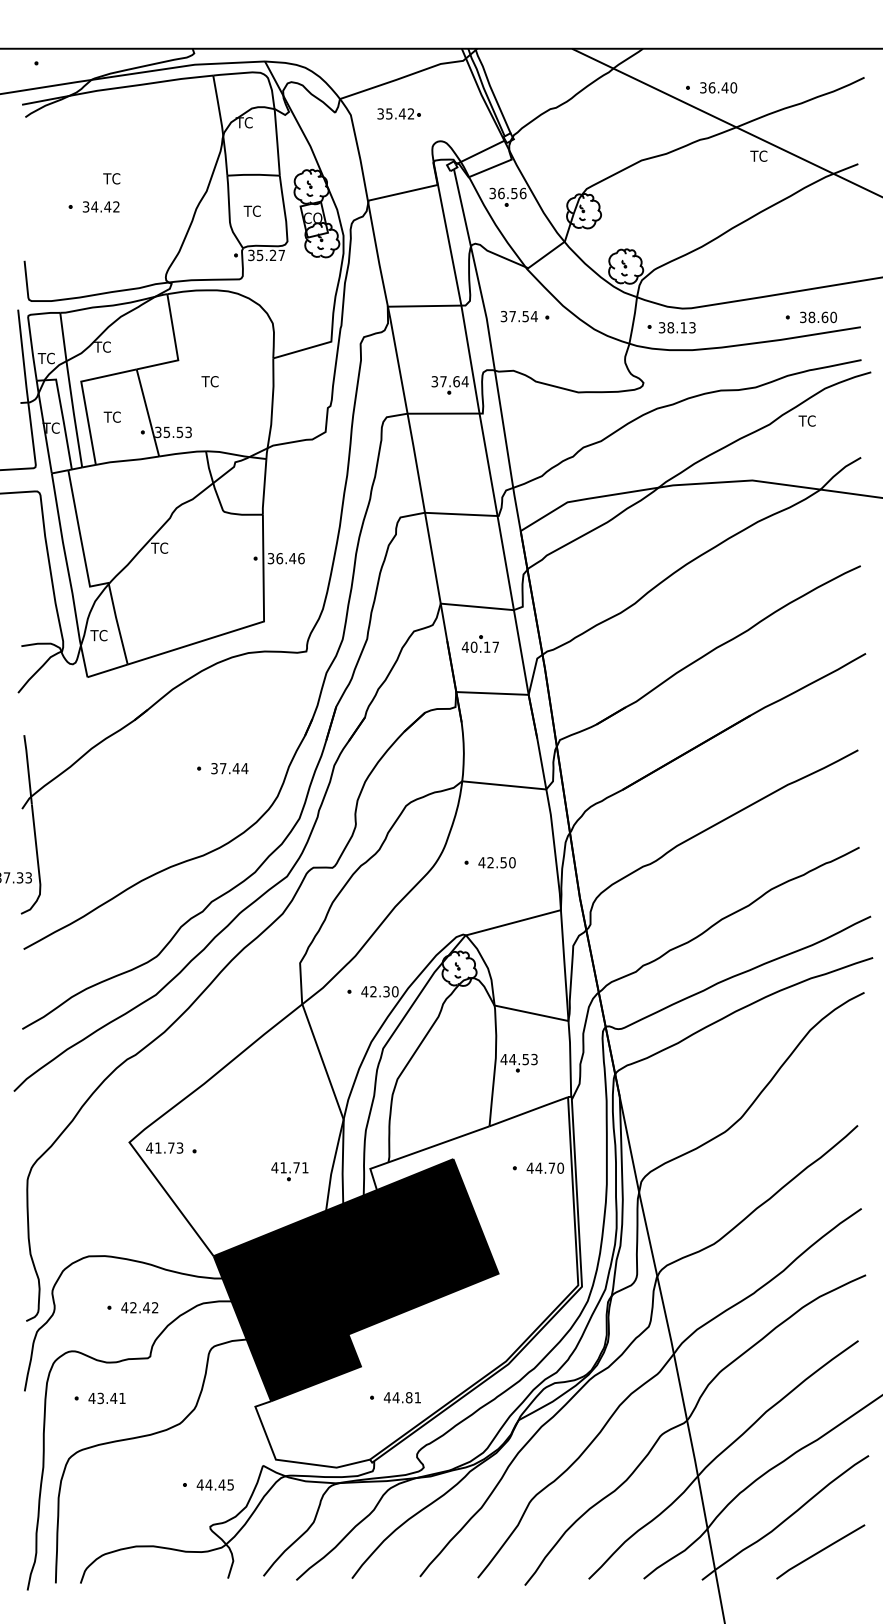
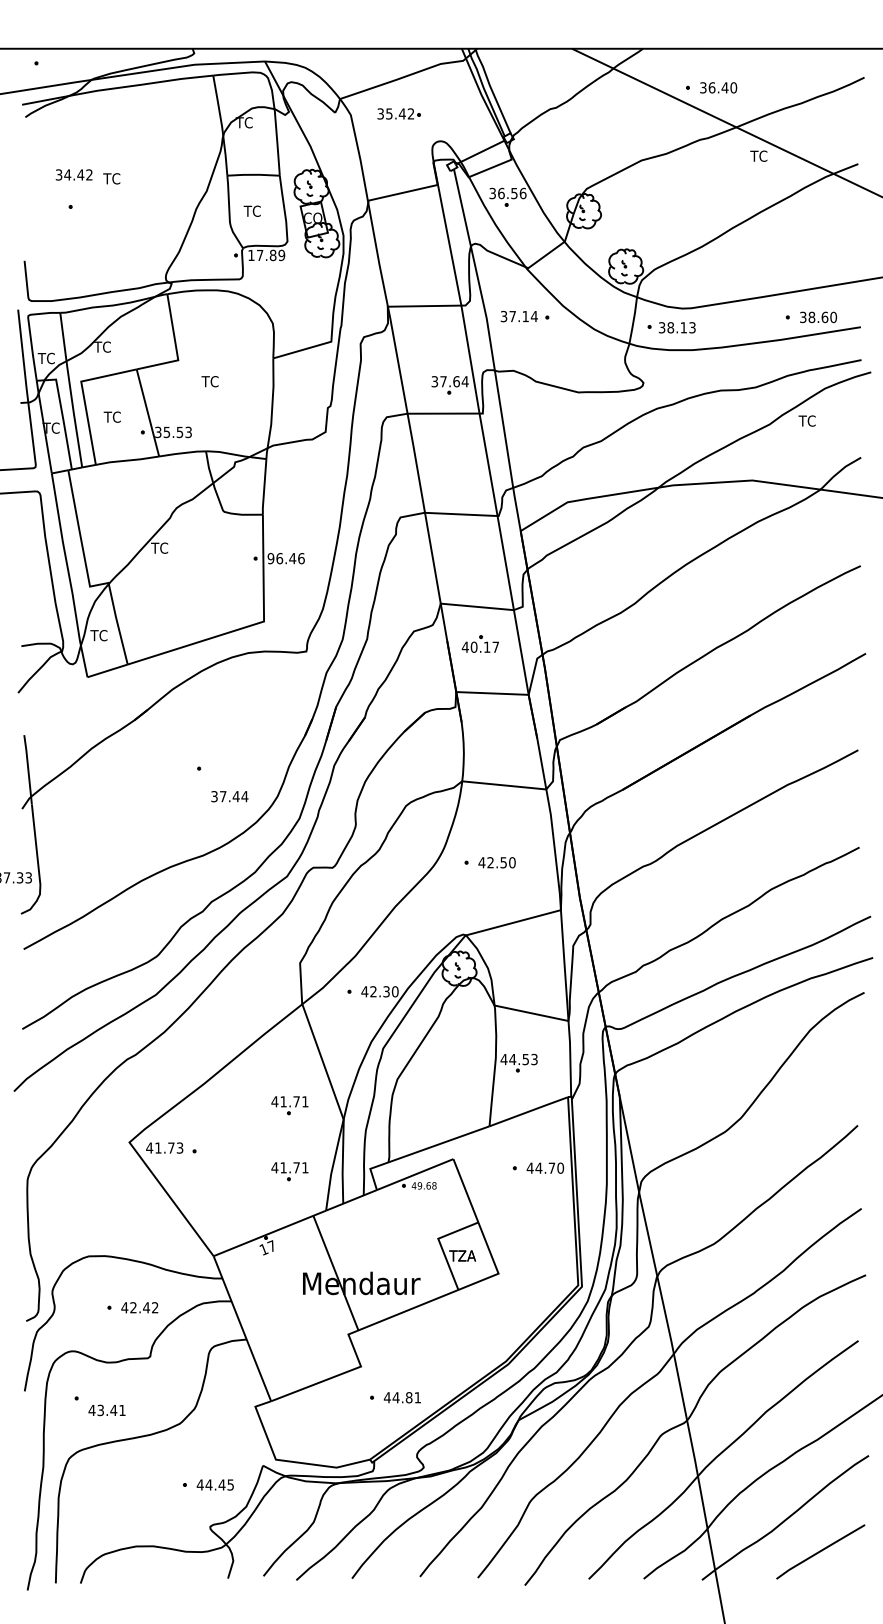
text position: (100, 206) -> (73, 174) (73, 174)
text: 35.27 -> 17.89 (266, 255)
text: 37.54 -> 37.14 (525, 316)
text: 36.46 -> 96.46 (270, 558)
text position: (229, 768) -> (229, 796) (229, 796)
part: none -> present (289, 1105)
fill: present -> none (355, 1280)
text position: (106, 1398) -> (106, 1410) (106, 1410)
